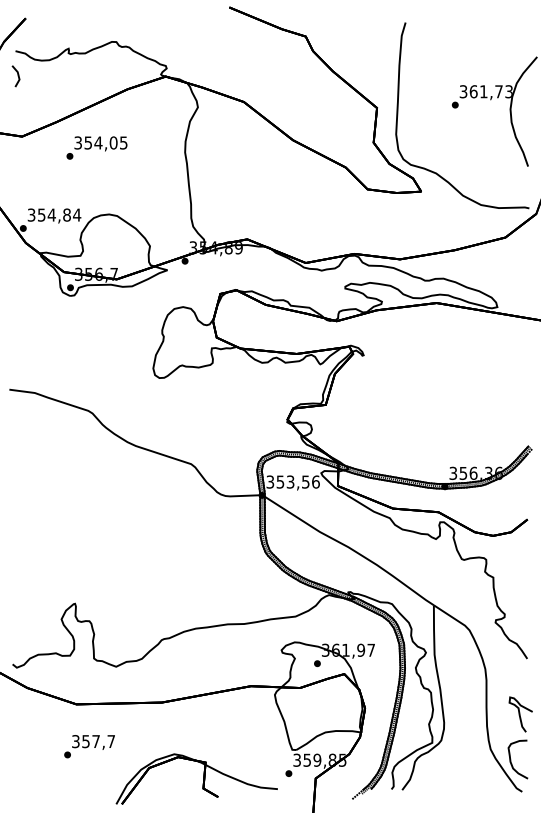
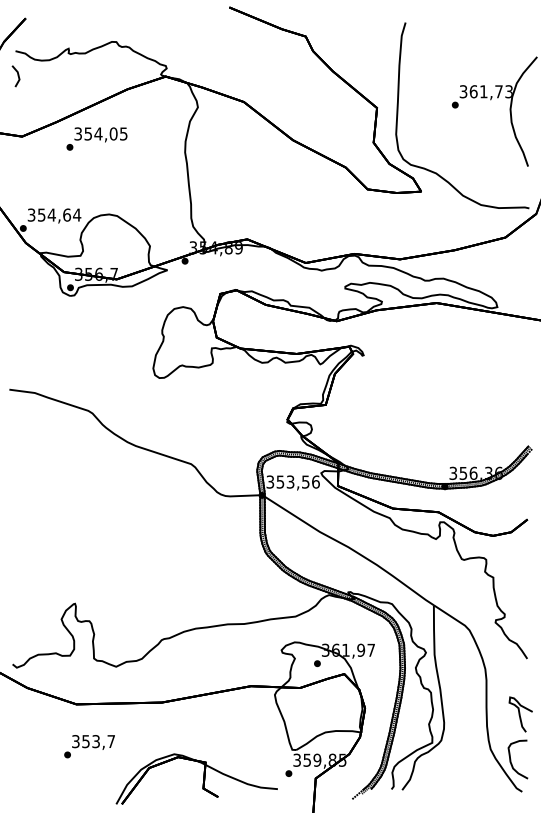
text position: (96, 147) -> (96, 138) (96, 138)
text: 354,84 -> 354,64 (67, 214)
text: 357,7 -> 353,7 (95, 741)
